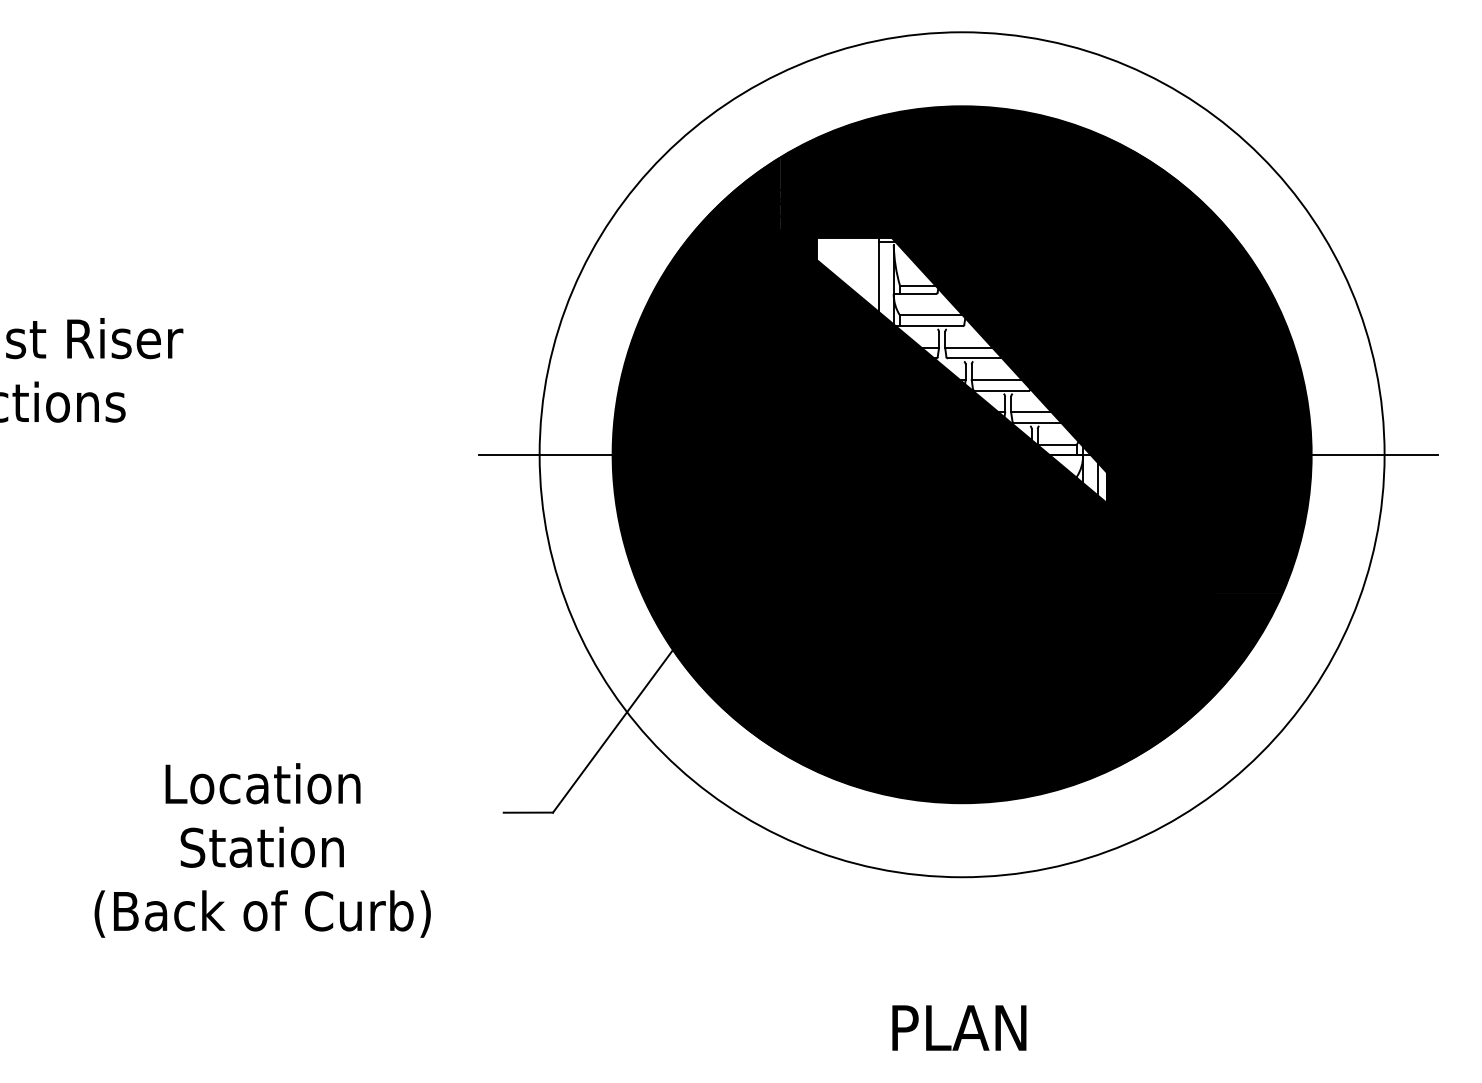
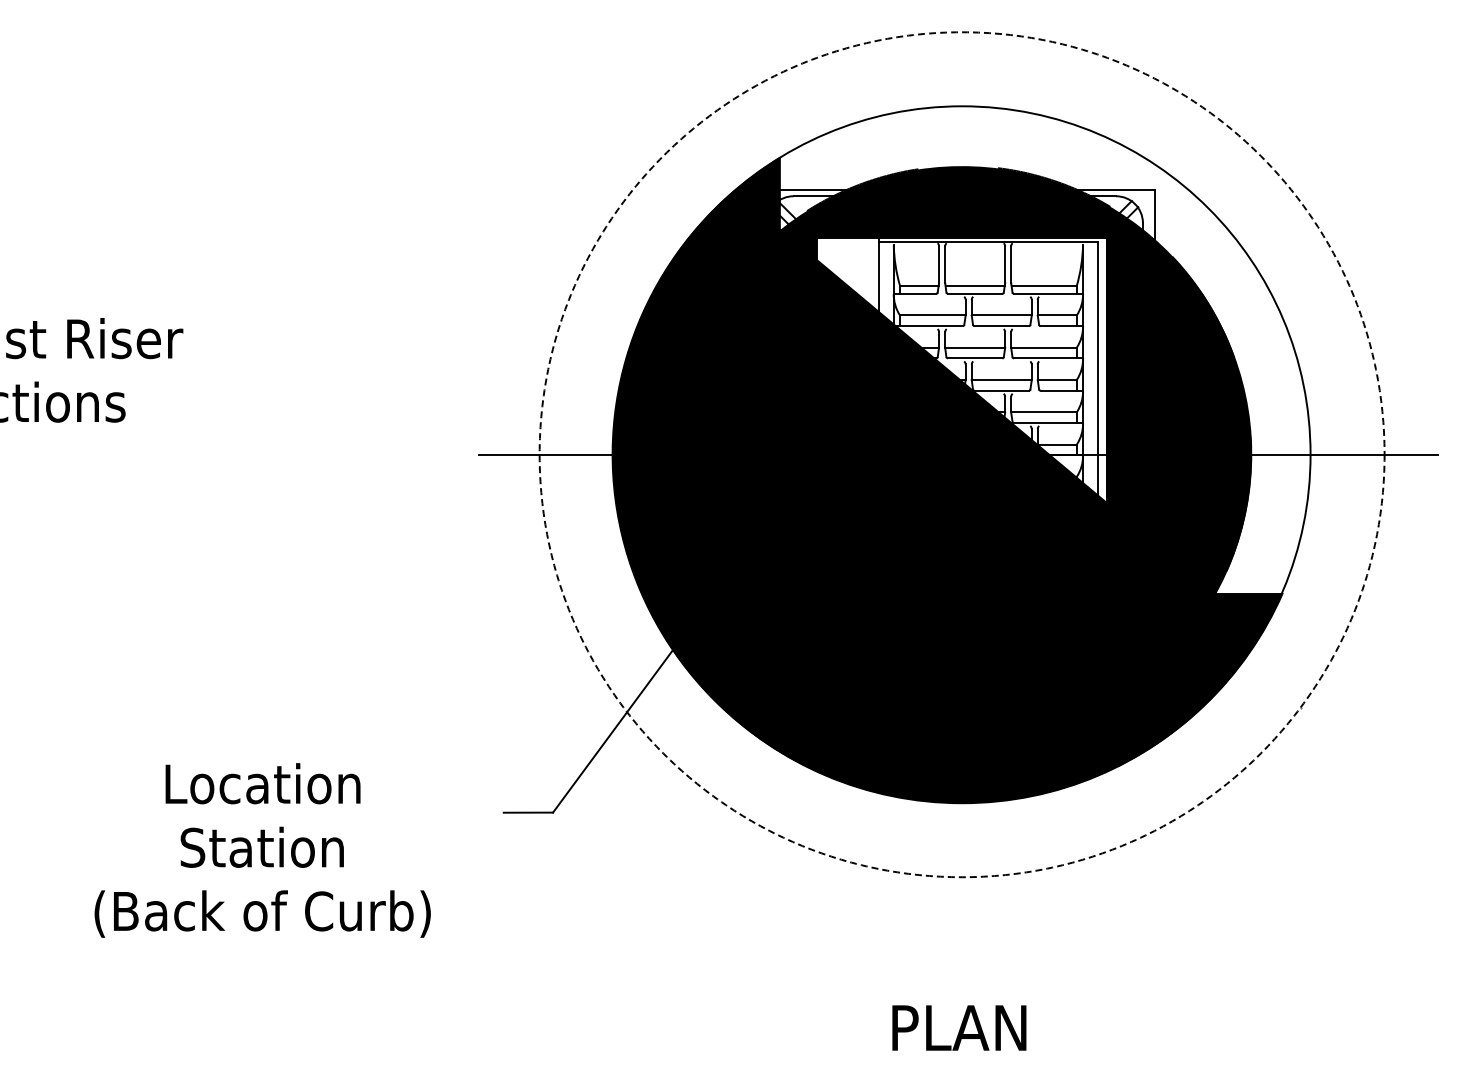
fill: present -> none (1046, 349)
circle: solid -> dashed (961, 454)
